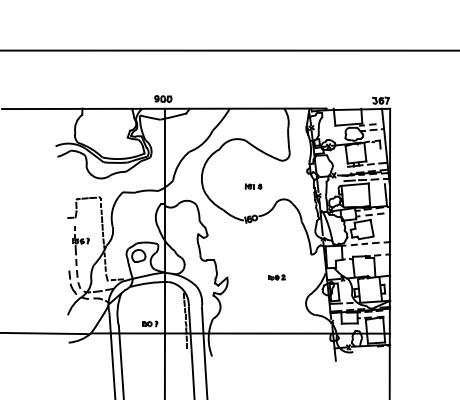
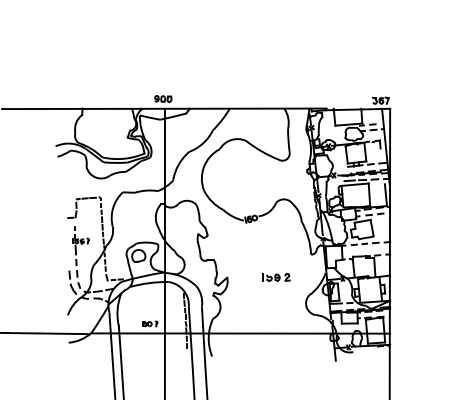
line: present -> none (229, 50)
part: present -> none (253, 186)
part size: 18x7 px -> 29x9 px (276, 277)
